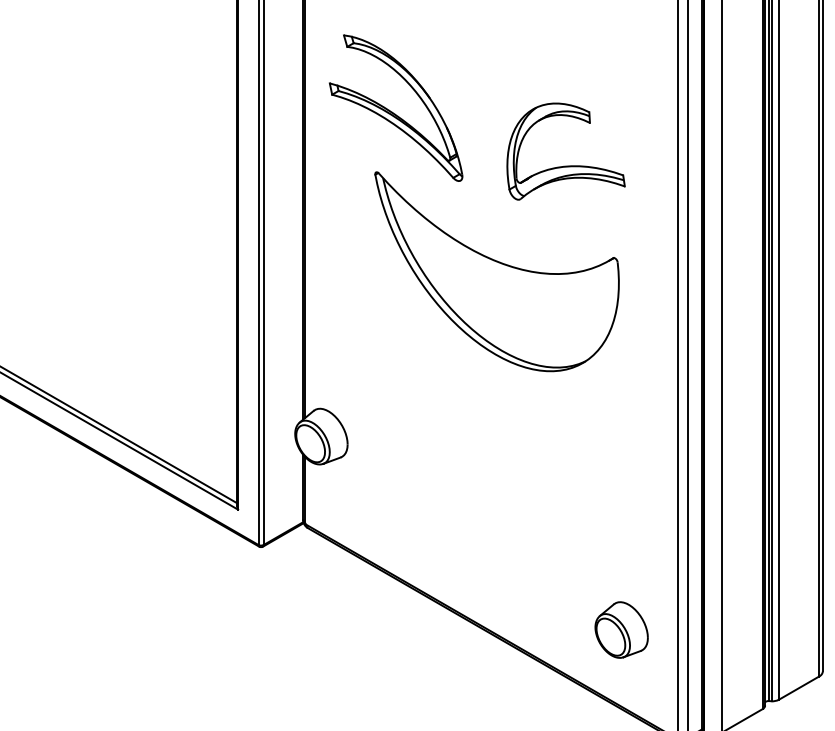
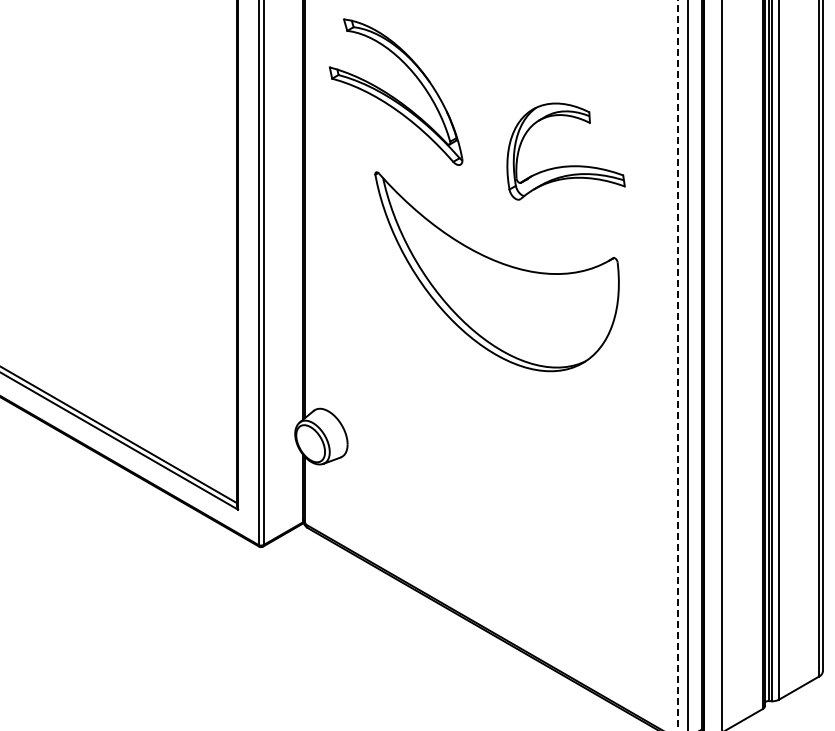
part position: (396, 107) -> (396, 91) (396, 91)
line: solid -> dashed (677, 365)
part: present -> none (621, 629)
